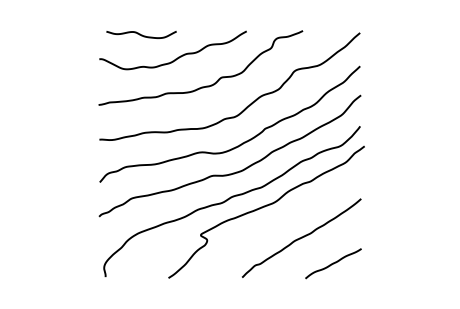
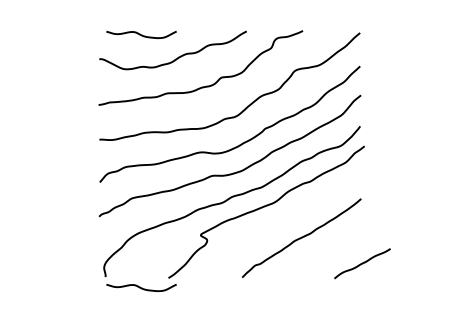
curve position: (333, 263) -> (362, 263) (362, 263)
curve: none -> present (141, 287)
